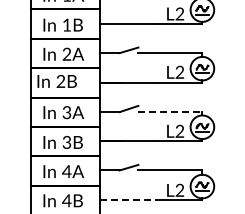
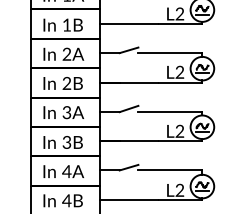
text position: (56, 81) -> (62, 83) (62, 83)
line: dashed -> solid (170, 112)
line: dashed -> solid (129, 200)
